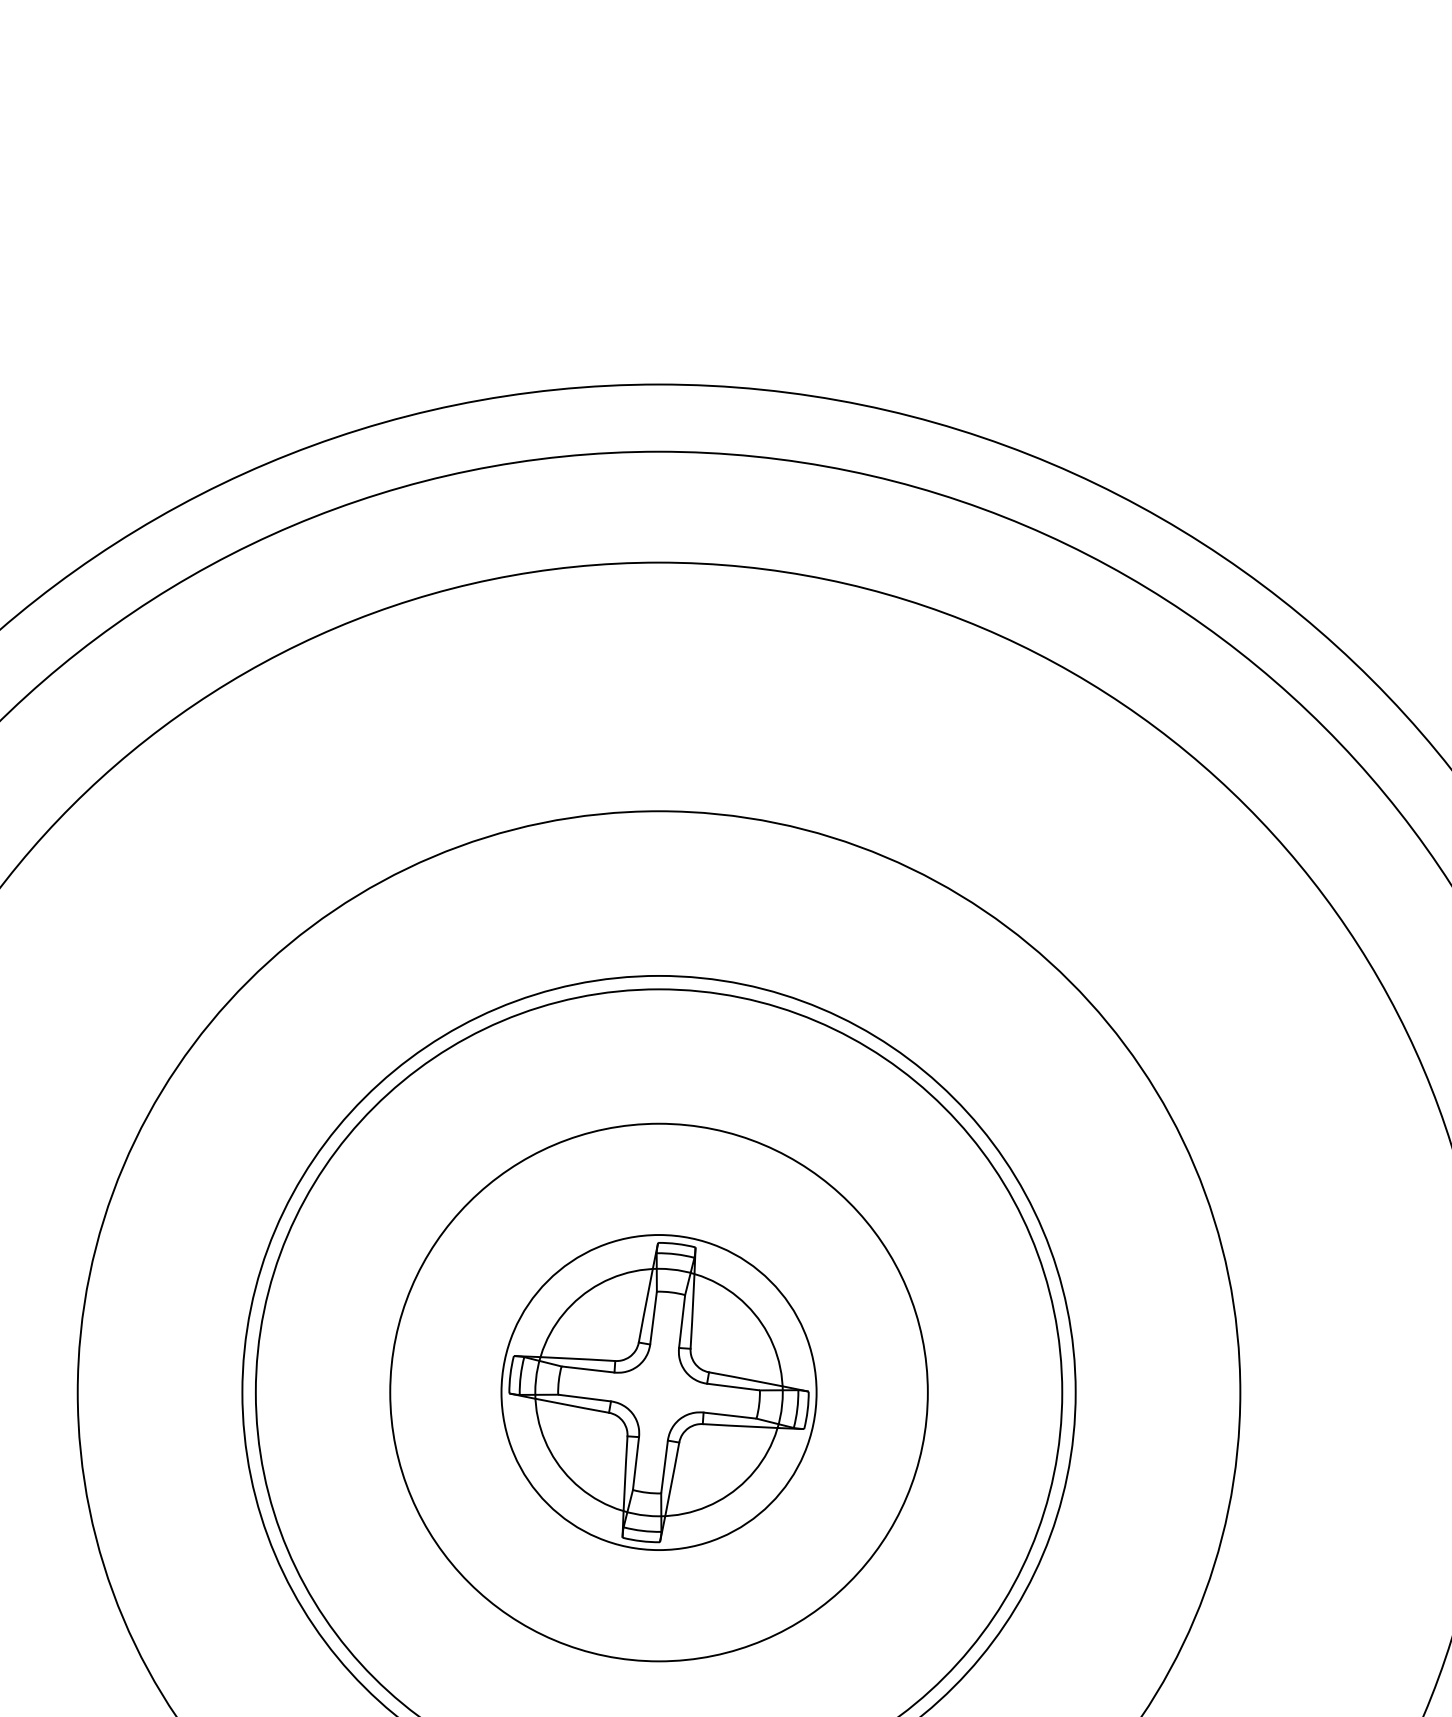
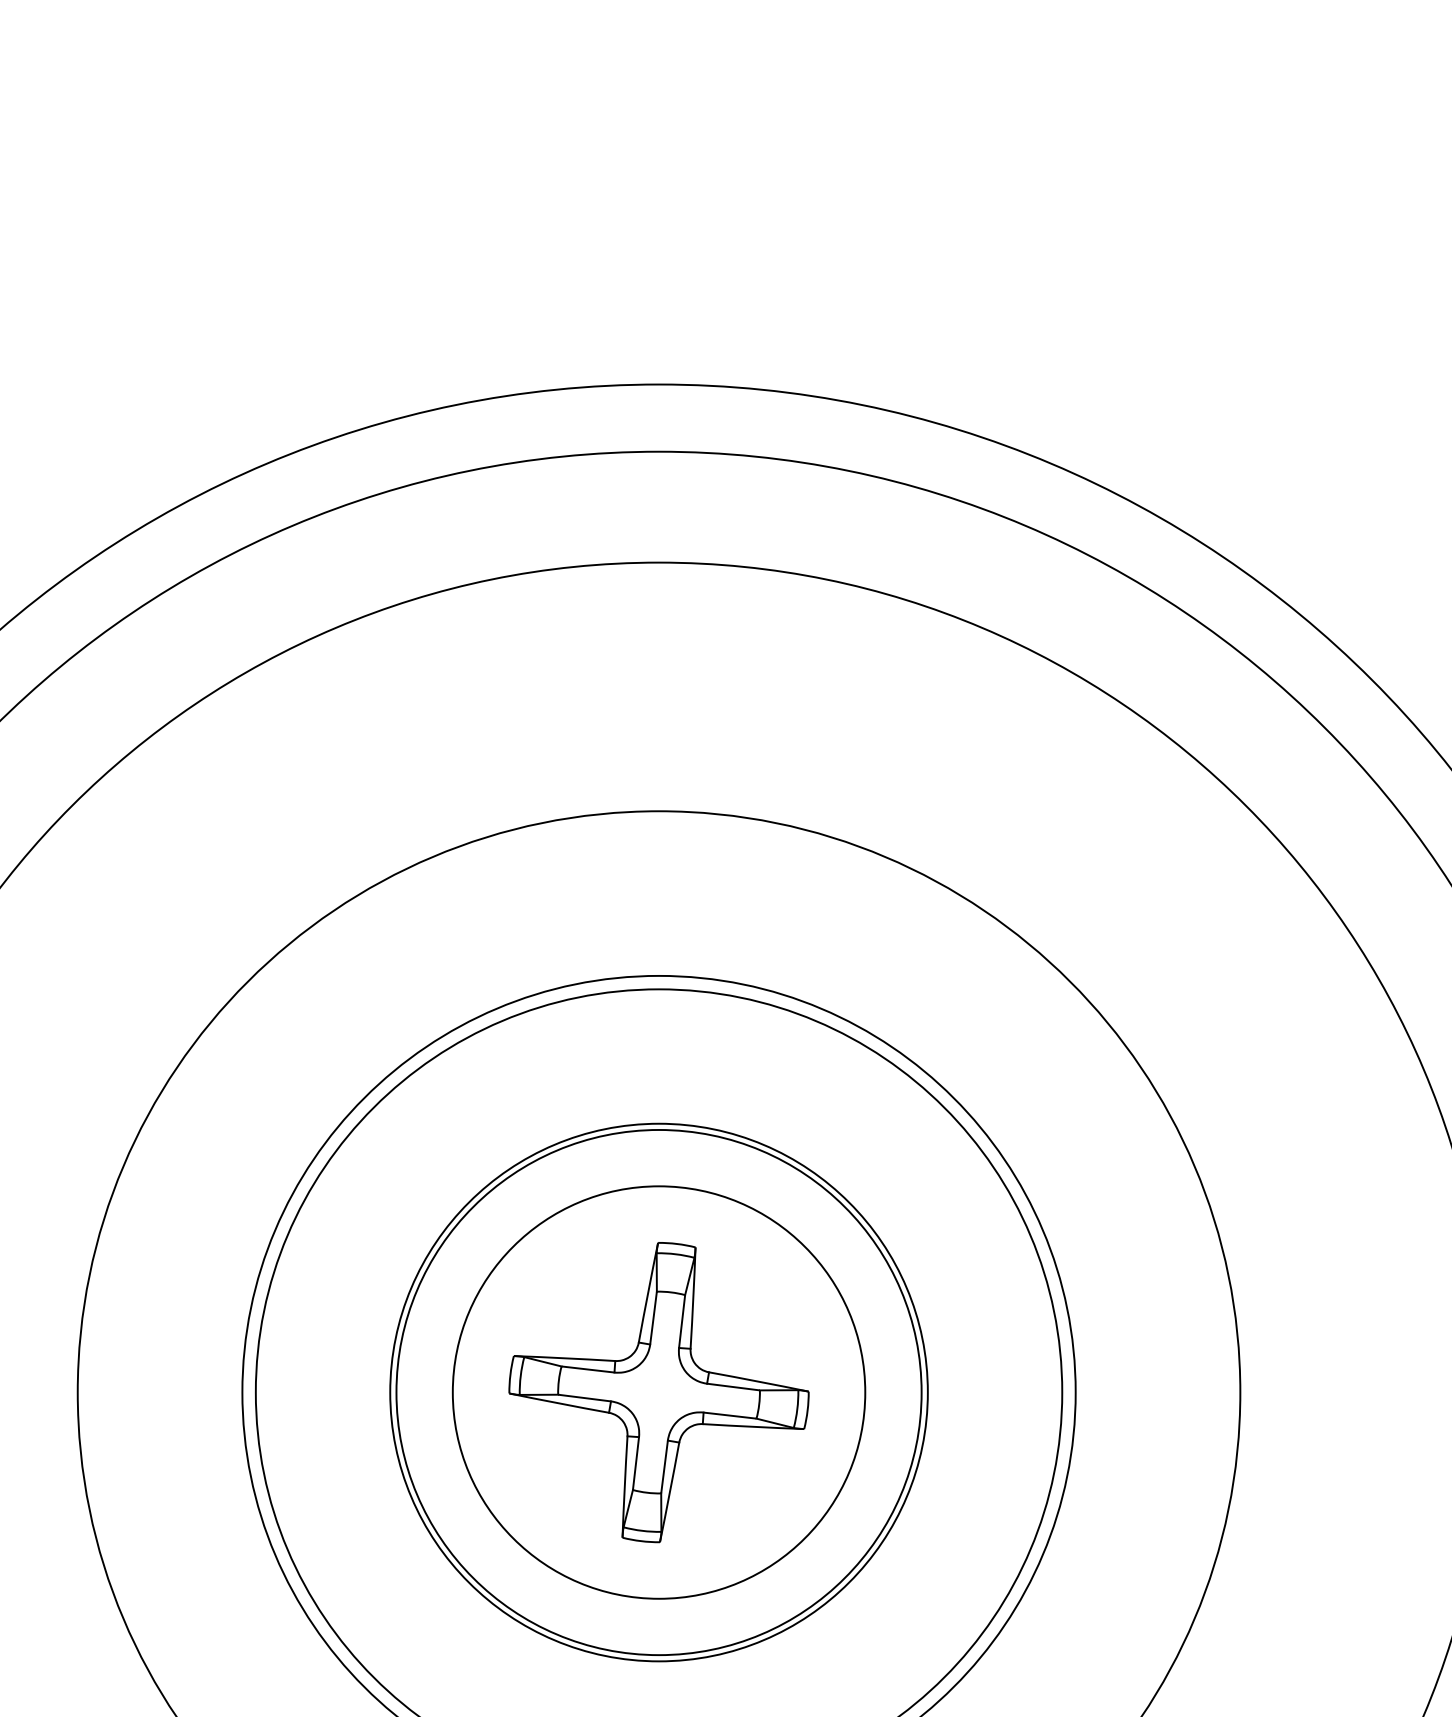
circle diameter: 247 px -> 412 px (658, 1392)
circle diameter: 315 px -> 525 px (658, 1392)
